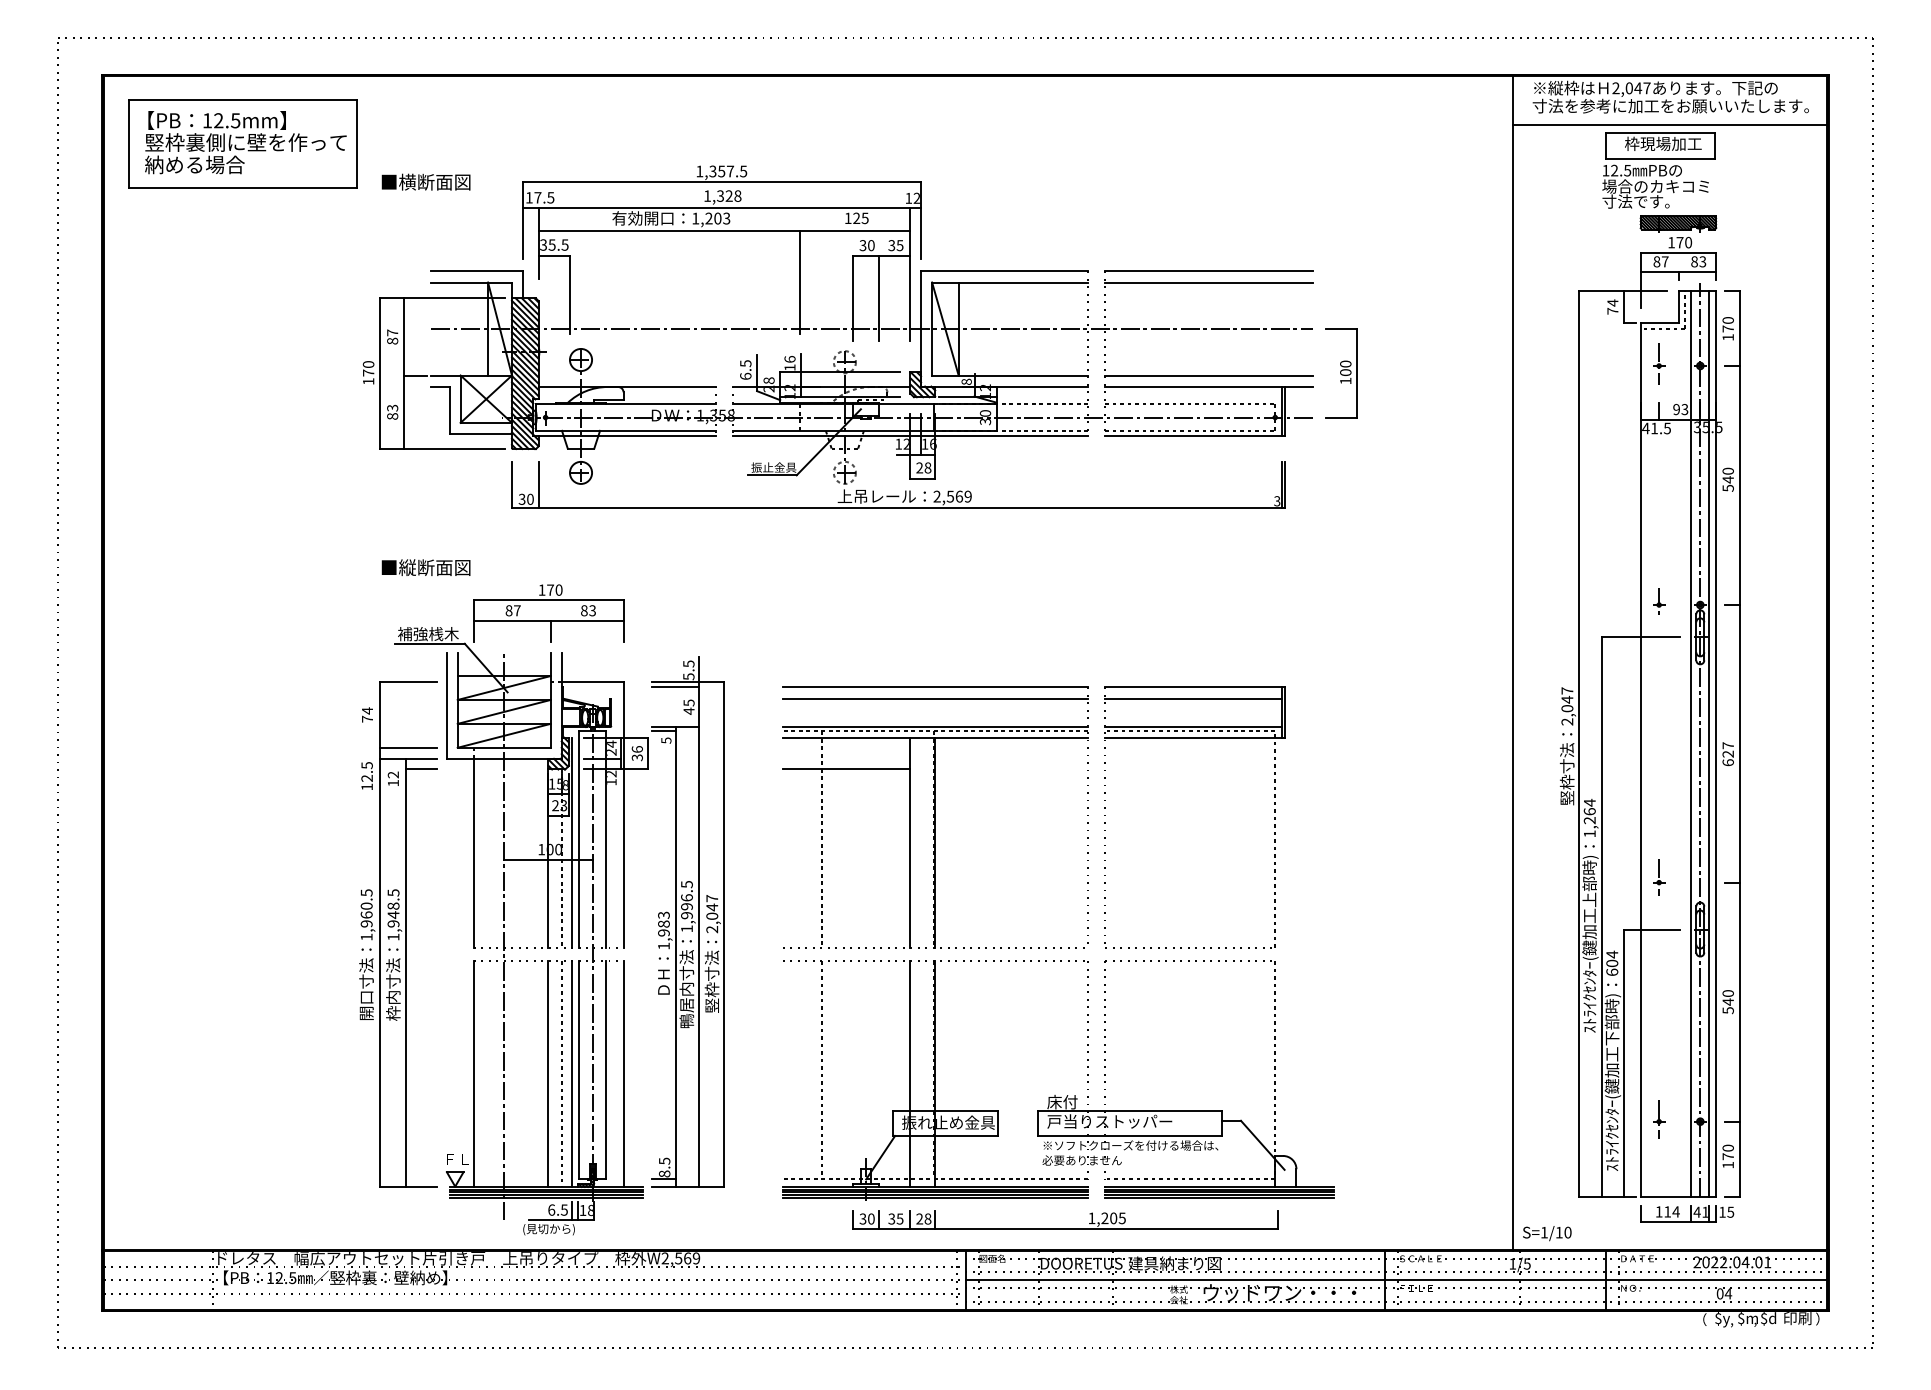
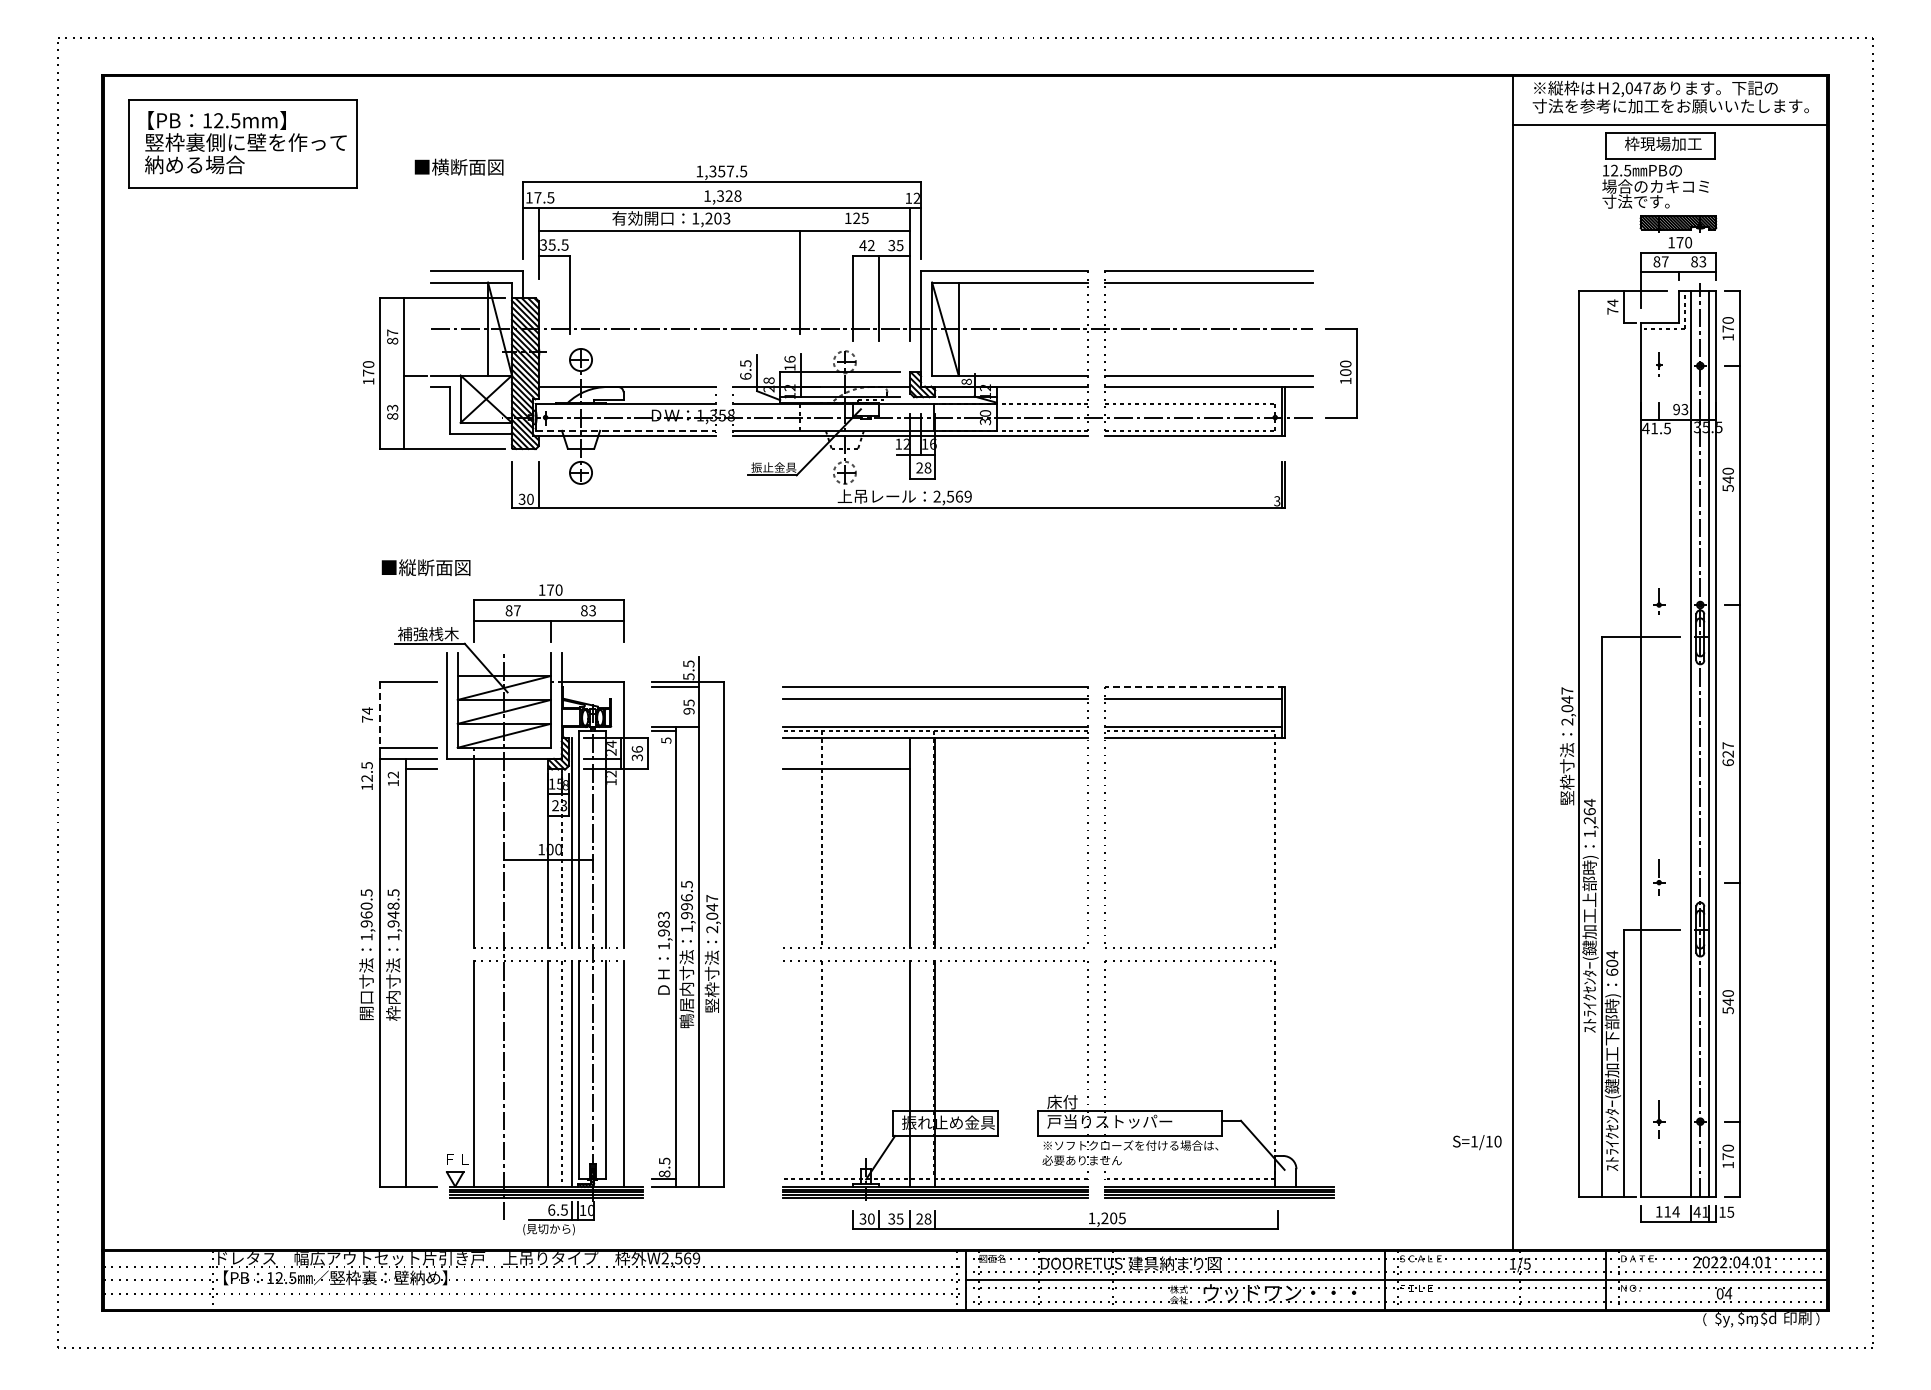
text position: (425, 181) -> (458, 166) (458, 166)
text: 30 -> 42 (866, 245)
part size: 13x42 px -> 7x25 px (1659, 364)
line: solid -> dashed (625, 430)
line: solid -> dashed (1195, 687)
text: 45 -> 95 (688, 710)
line: solid -> dashed (379, 715)
text: 18 -> 10 (590, 1210)
text position: (1547, 1233) -> (1477, 1142) (1477, 1142)
